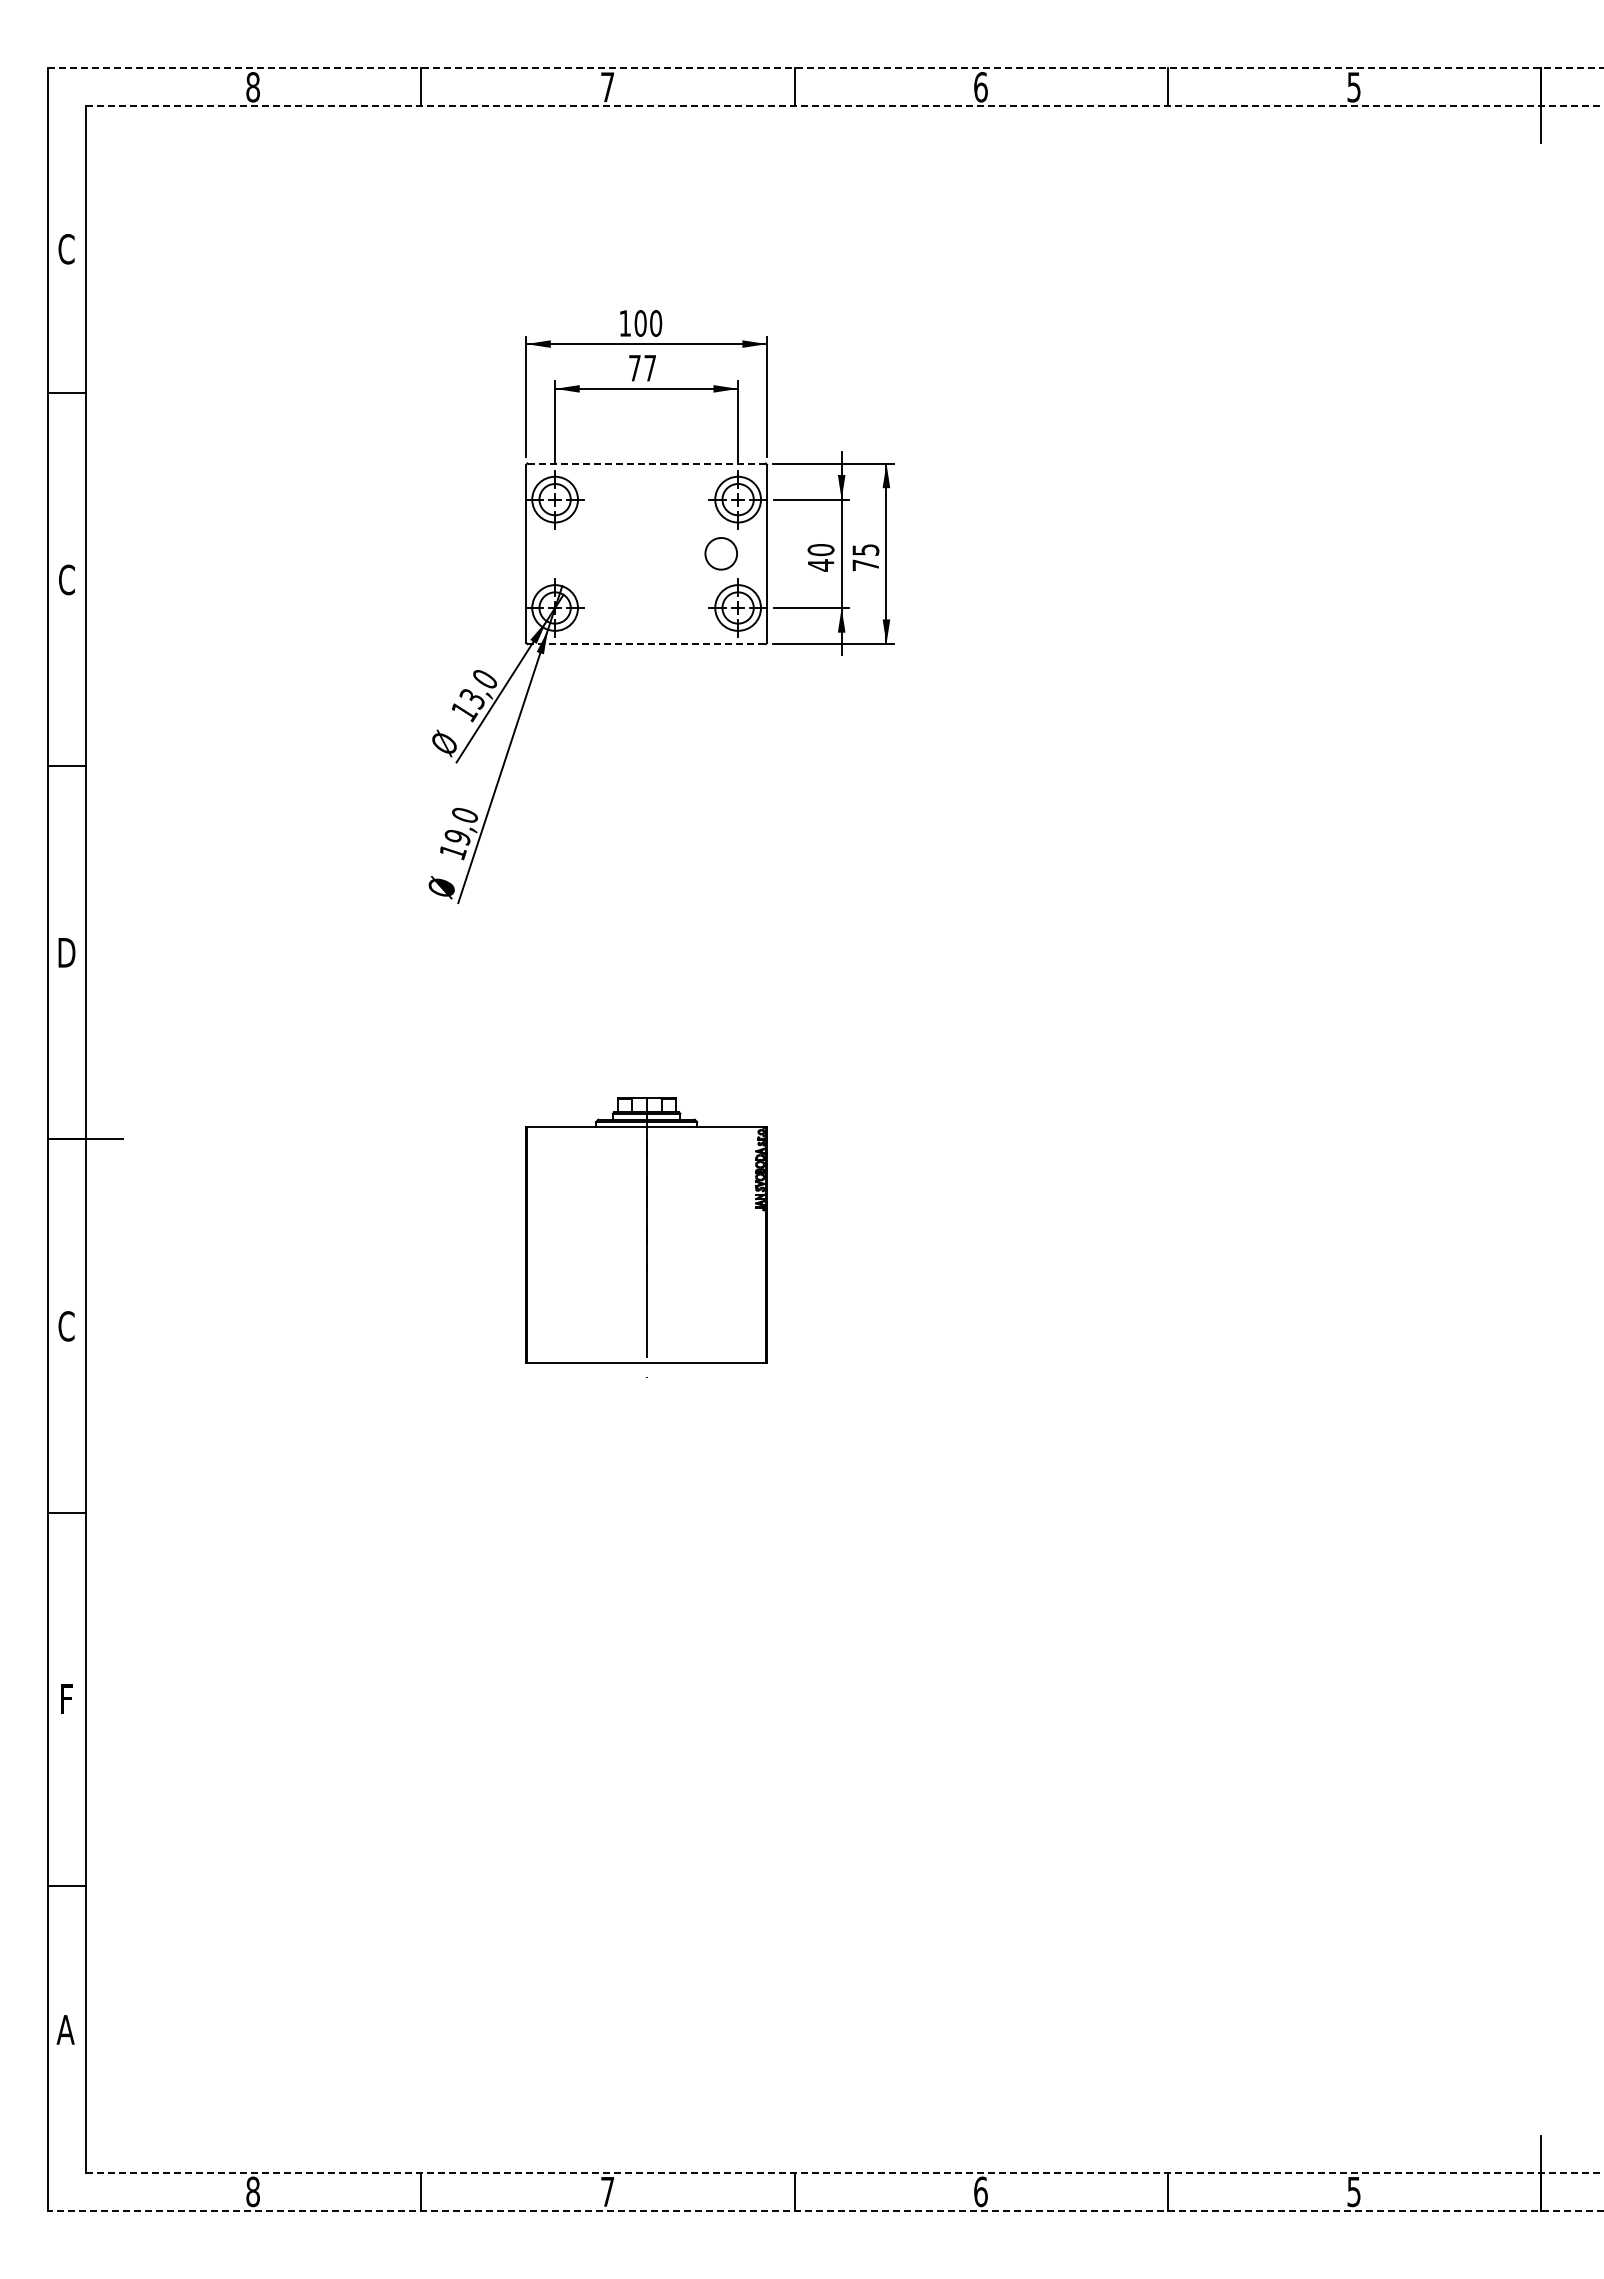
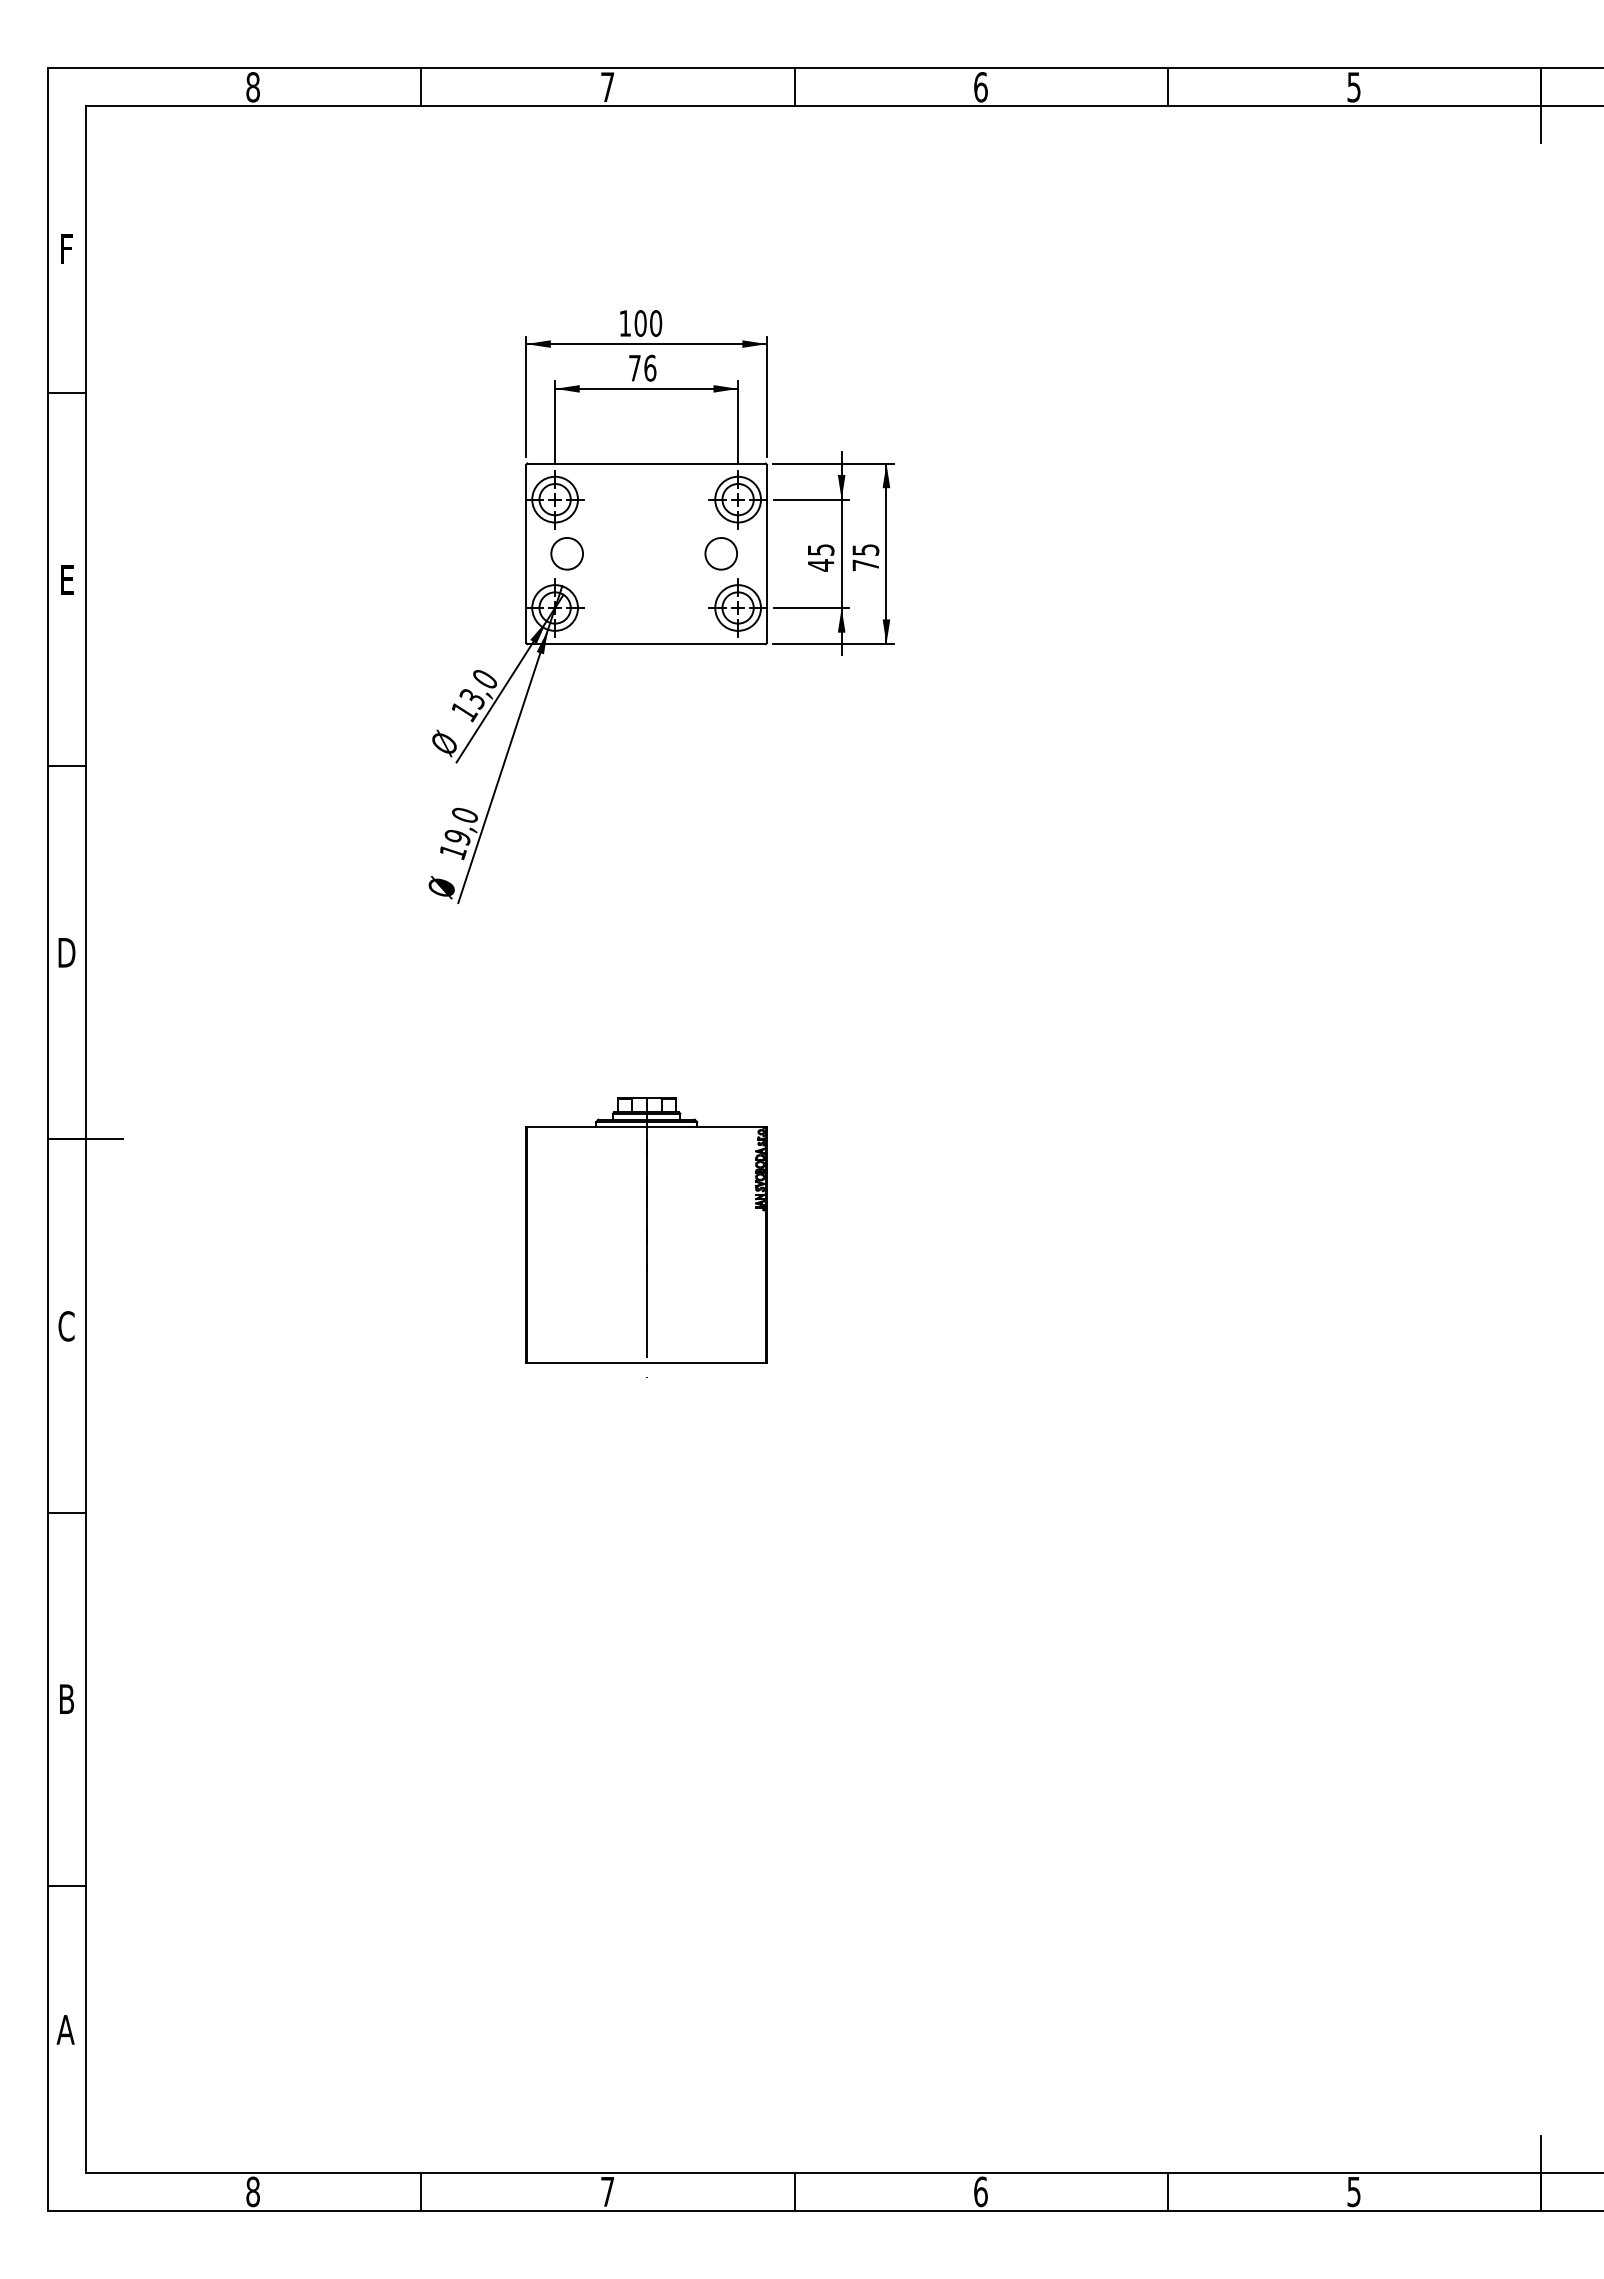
line: dashed -> solid (826, 68)
line: dashed -> solid (844, 105)
text: C -> F (66, 249)
text: 77 -> 76 (650, 367)
line: dashed -> solid (646, 463)
text: 40 -> 45 (820, 550)
circle: none -> present (566, 553)
text: C -> E (66, 579)
line: dashed -> solid (647, 644)
text: F -> B (67, 1698)
line: dashed -> solid (844, 2173)
line: dashed -> solid (825, 2210)
